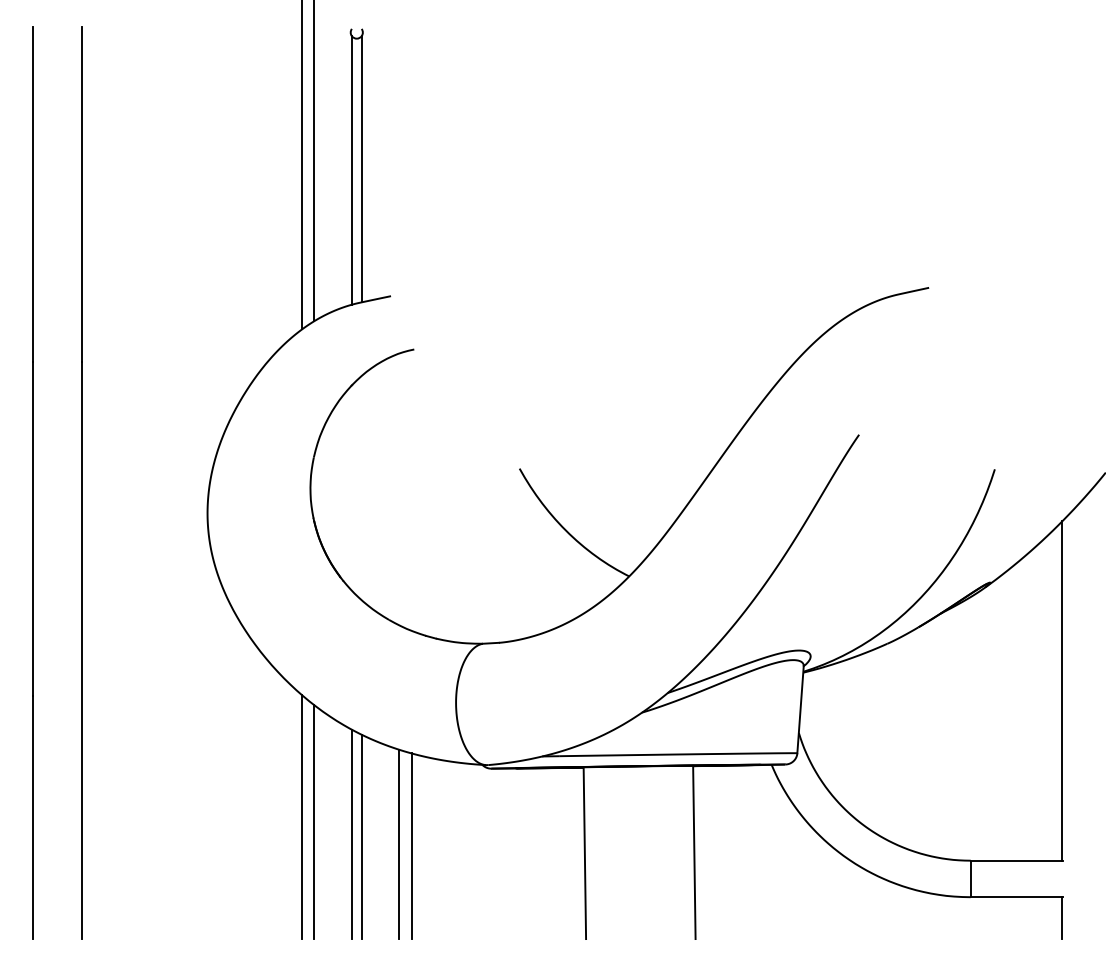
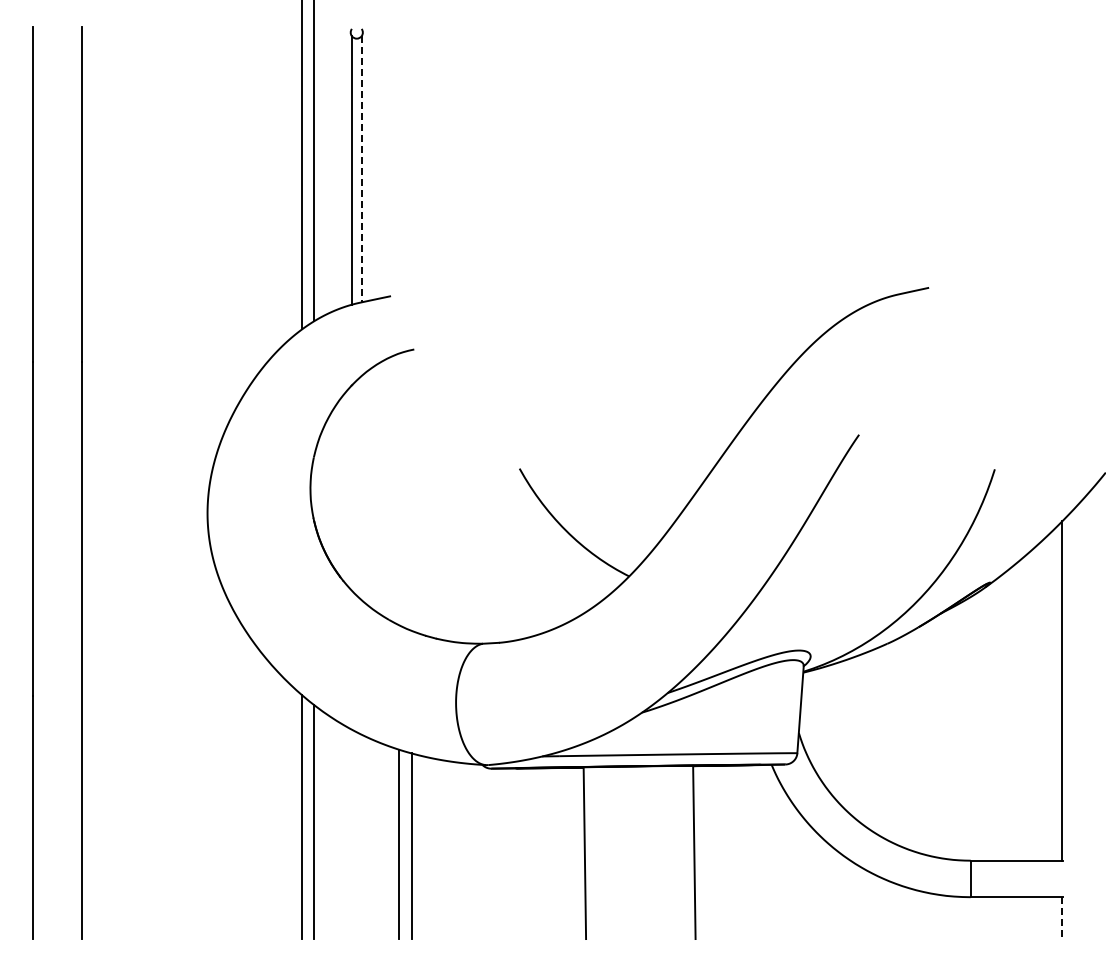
line: solid -> dashed (361, 169)
line: present -> none (351, 834)
line: present -> none (361, 836)
line: solid -> dashed (1062, 918)
